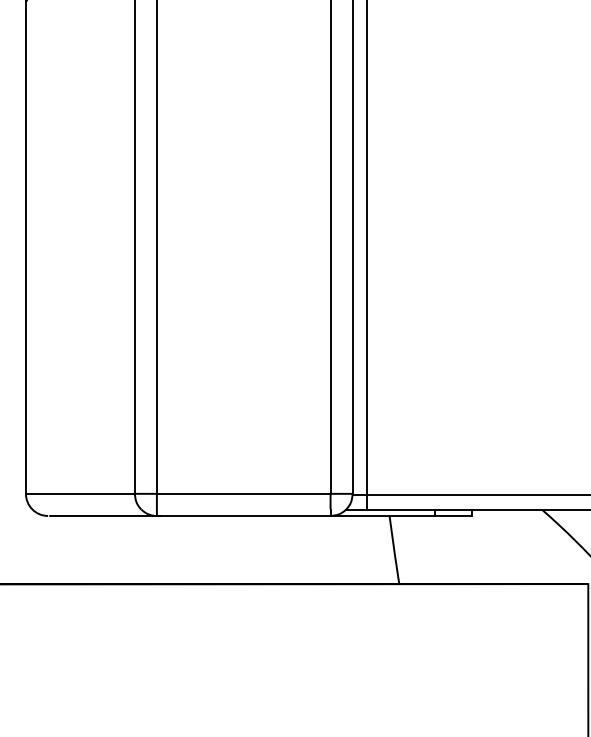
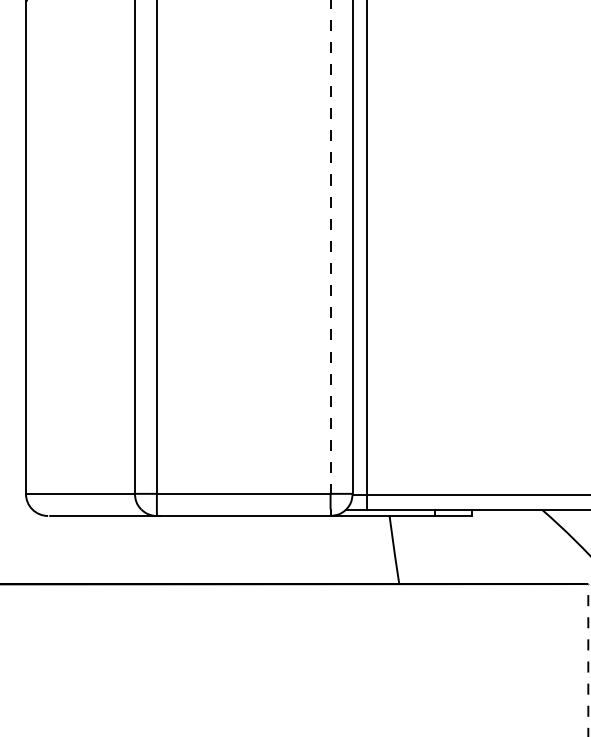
line: solid -> dashed (330, 247)
line: solid -> dashed (588, 659)
